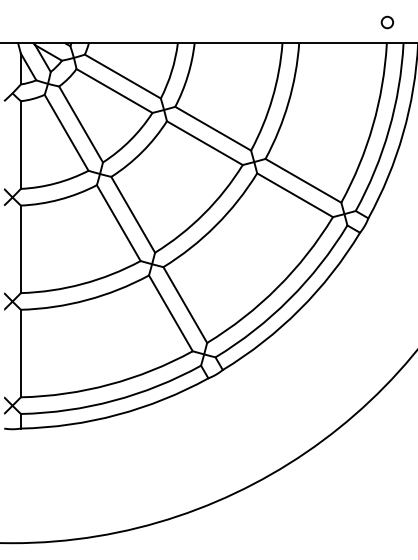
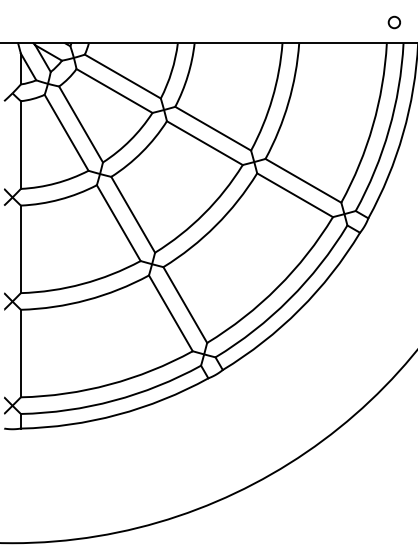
circle position: (386, 22) -> (393, 22) (393, 22)
